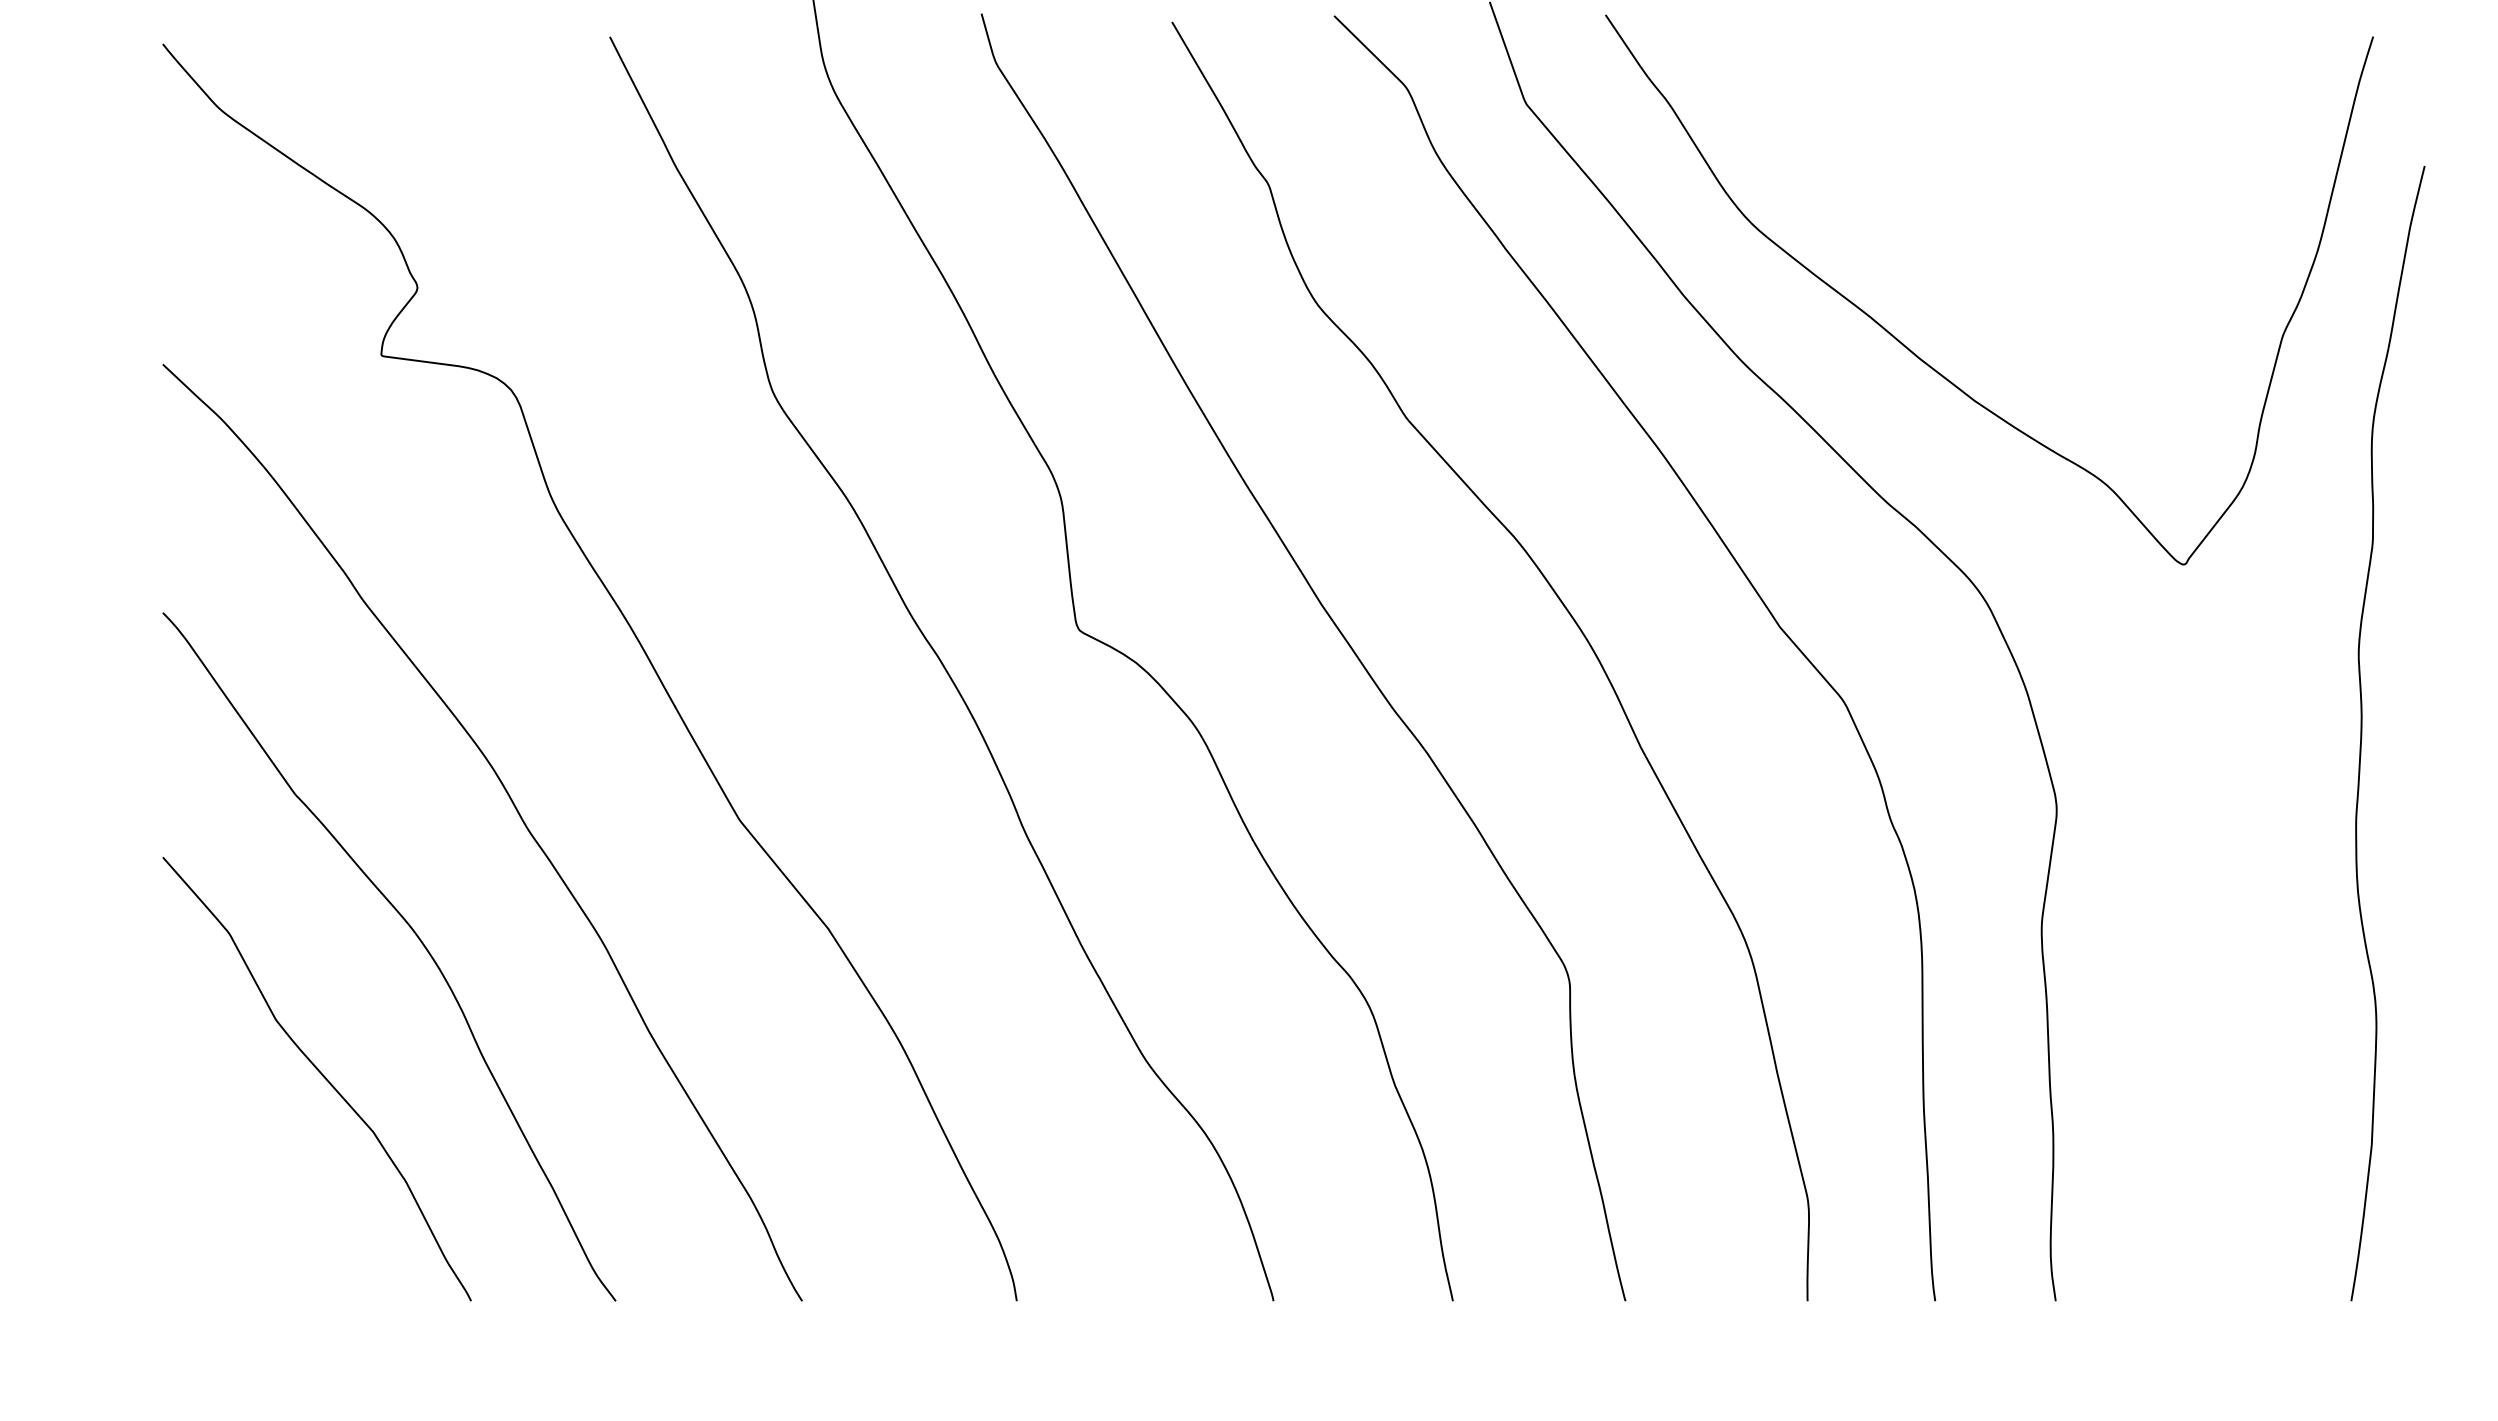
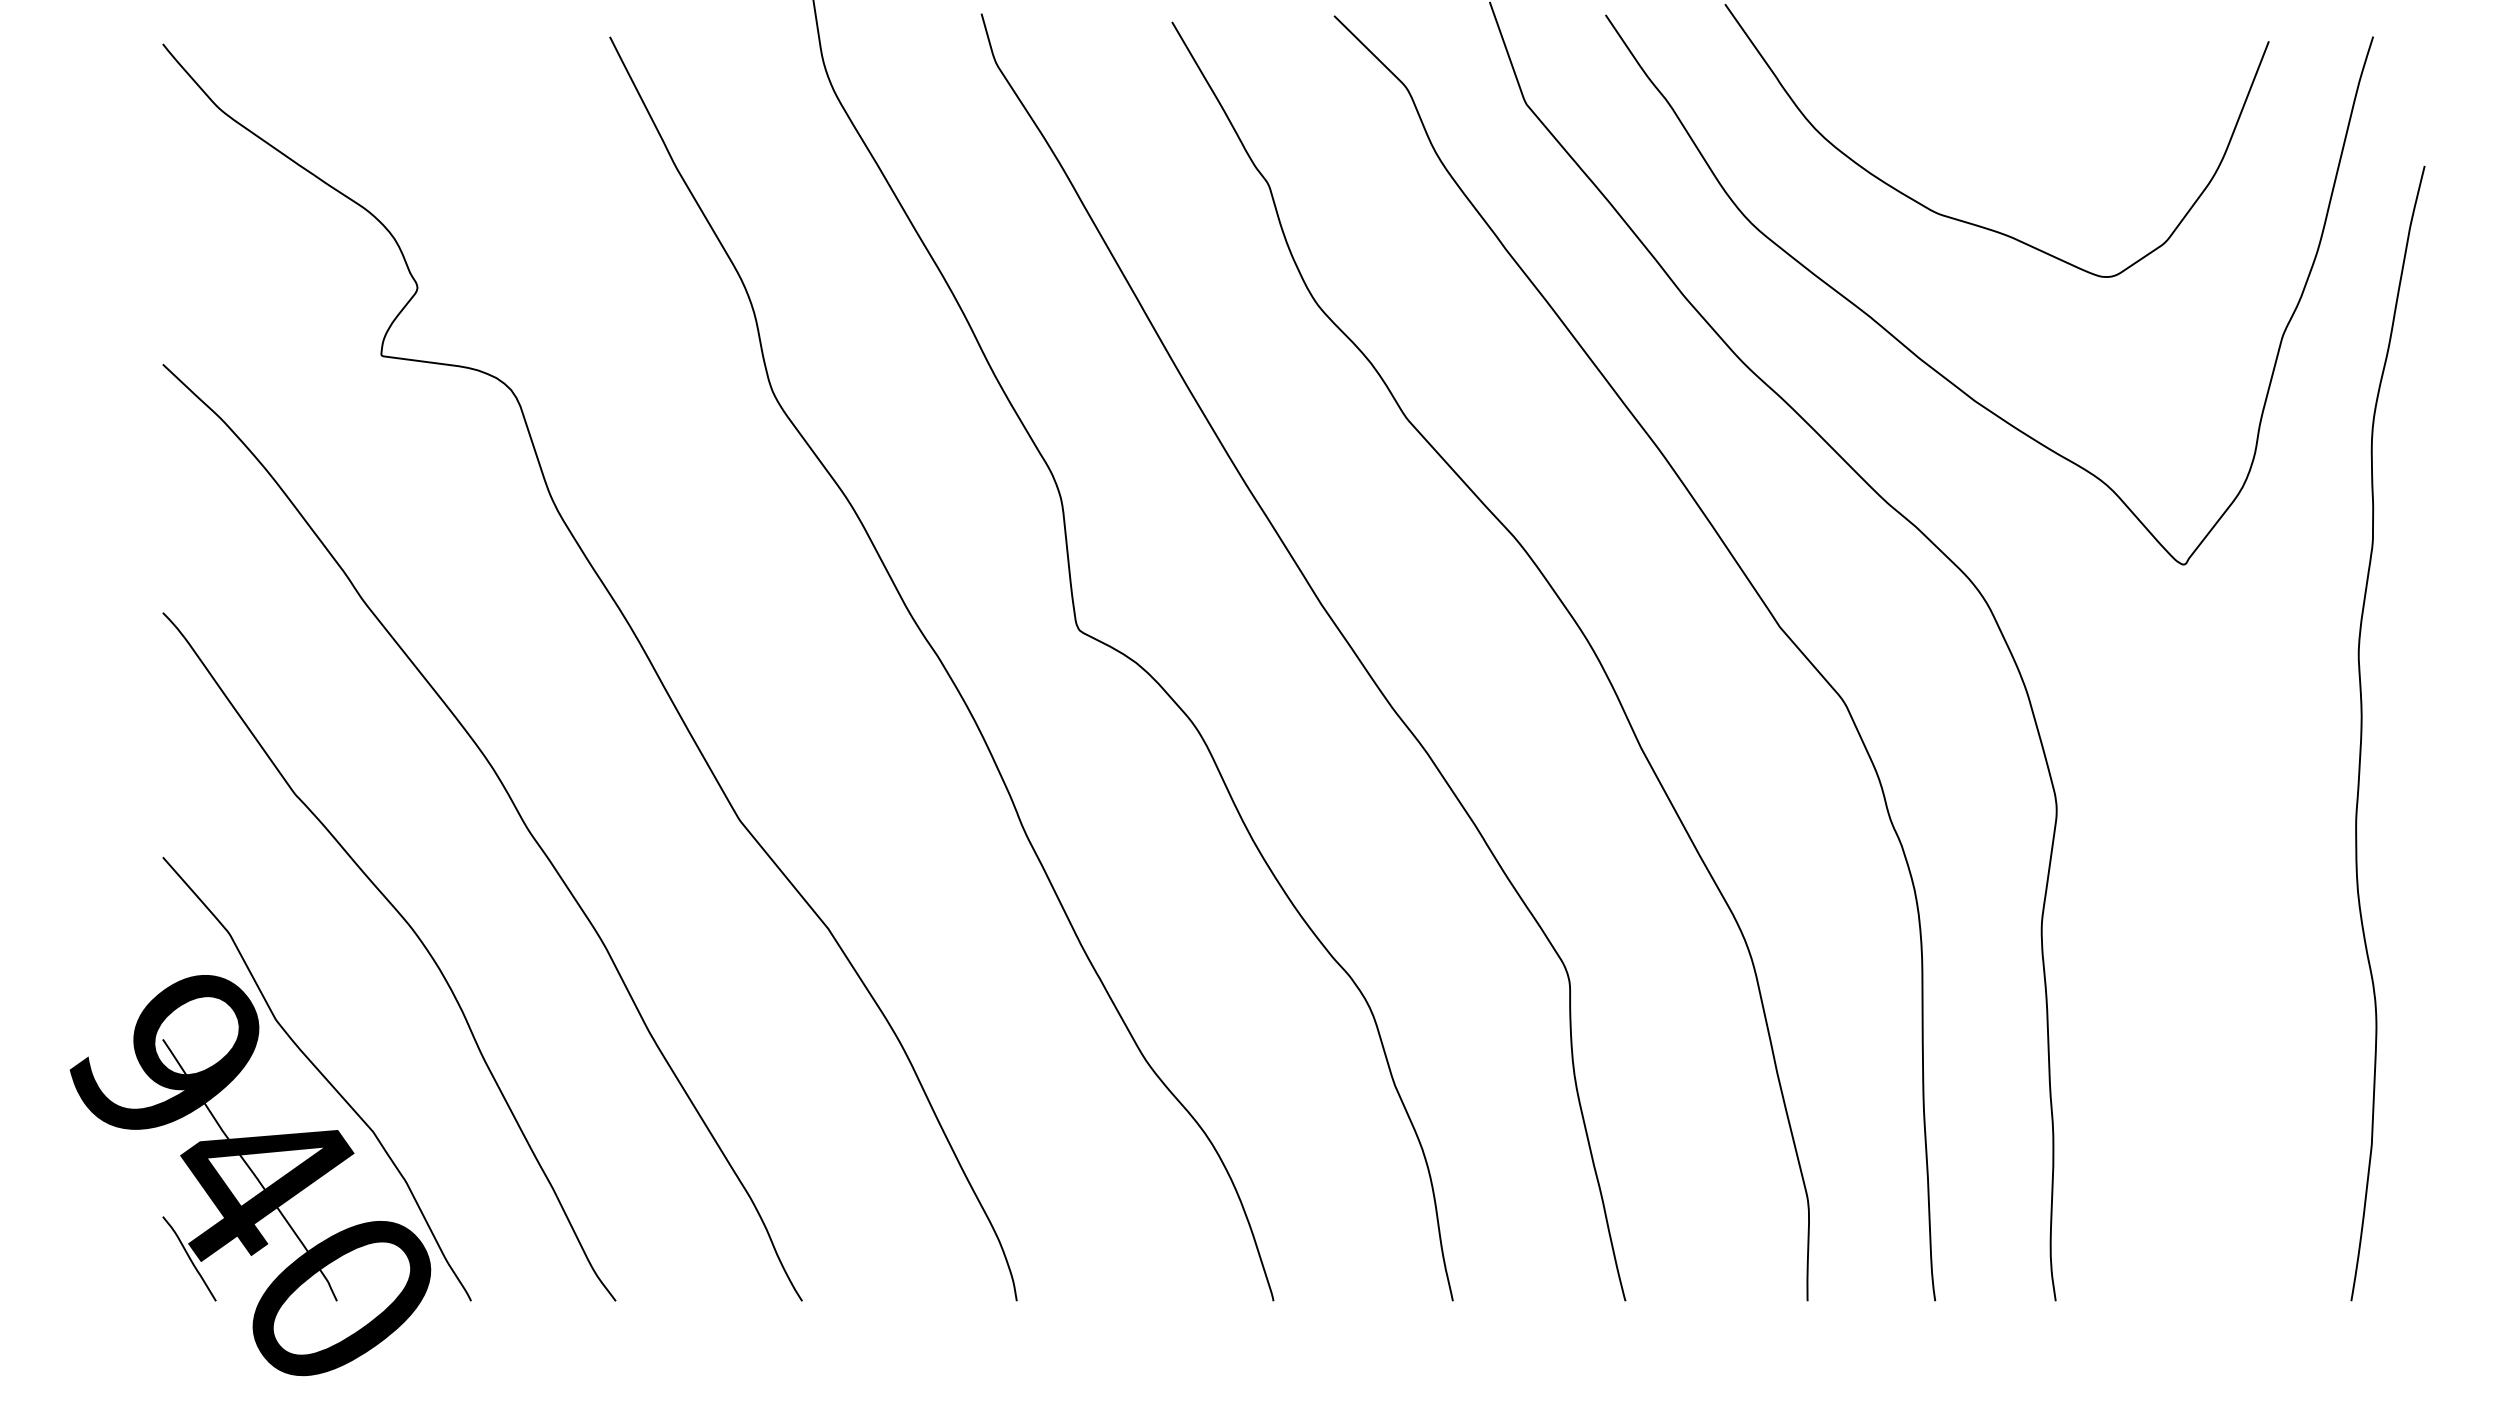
curve: none -> present (1974, 223)
part: none -> present (250, 1175)
